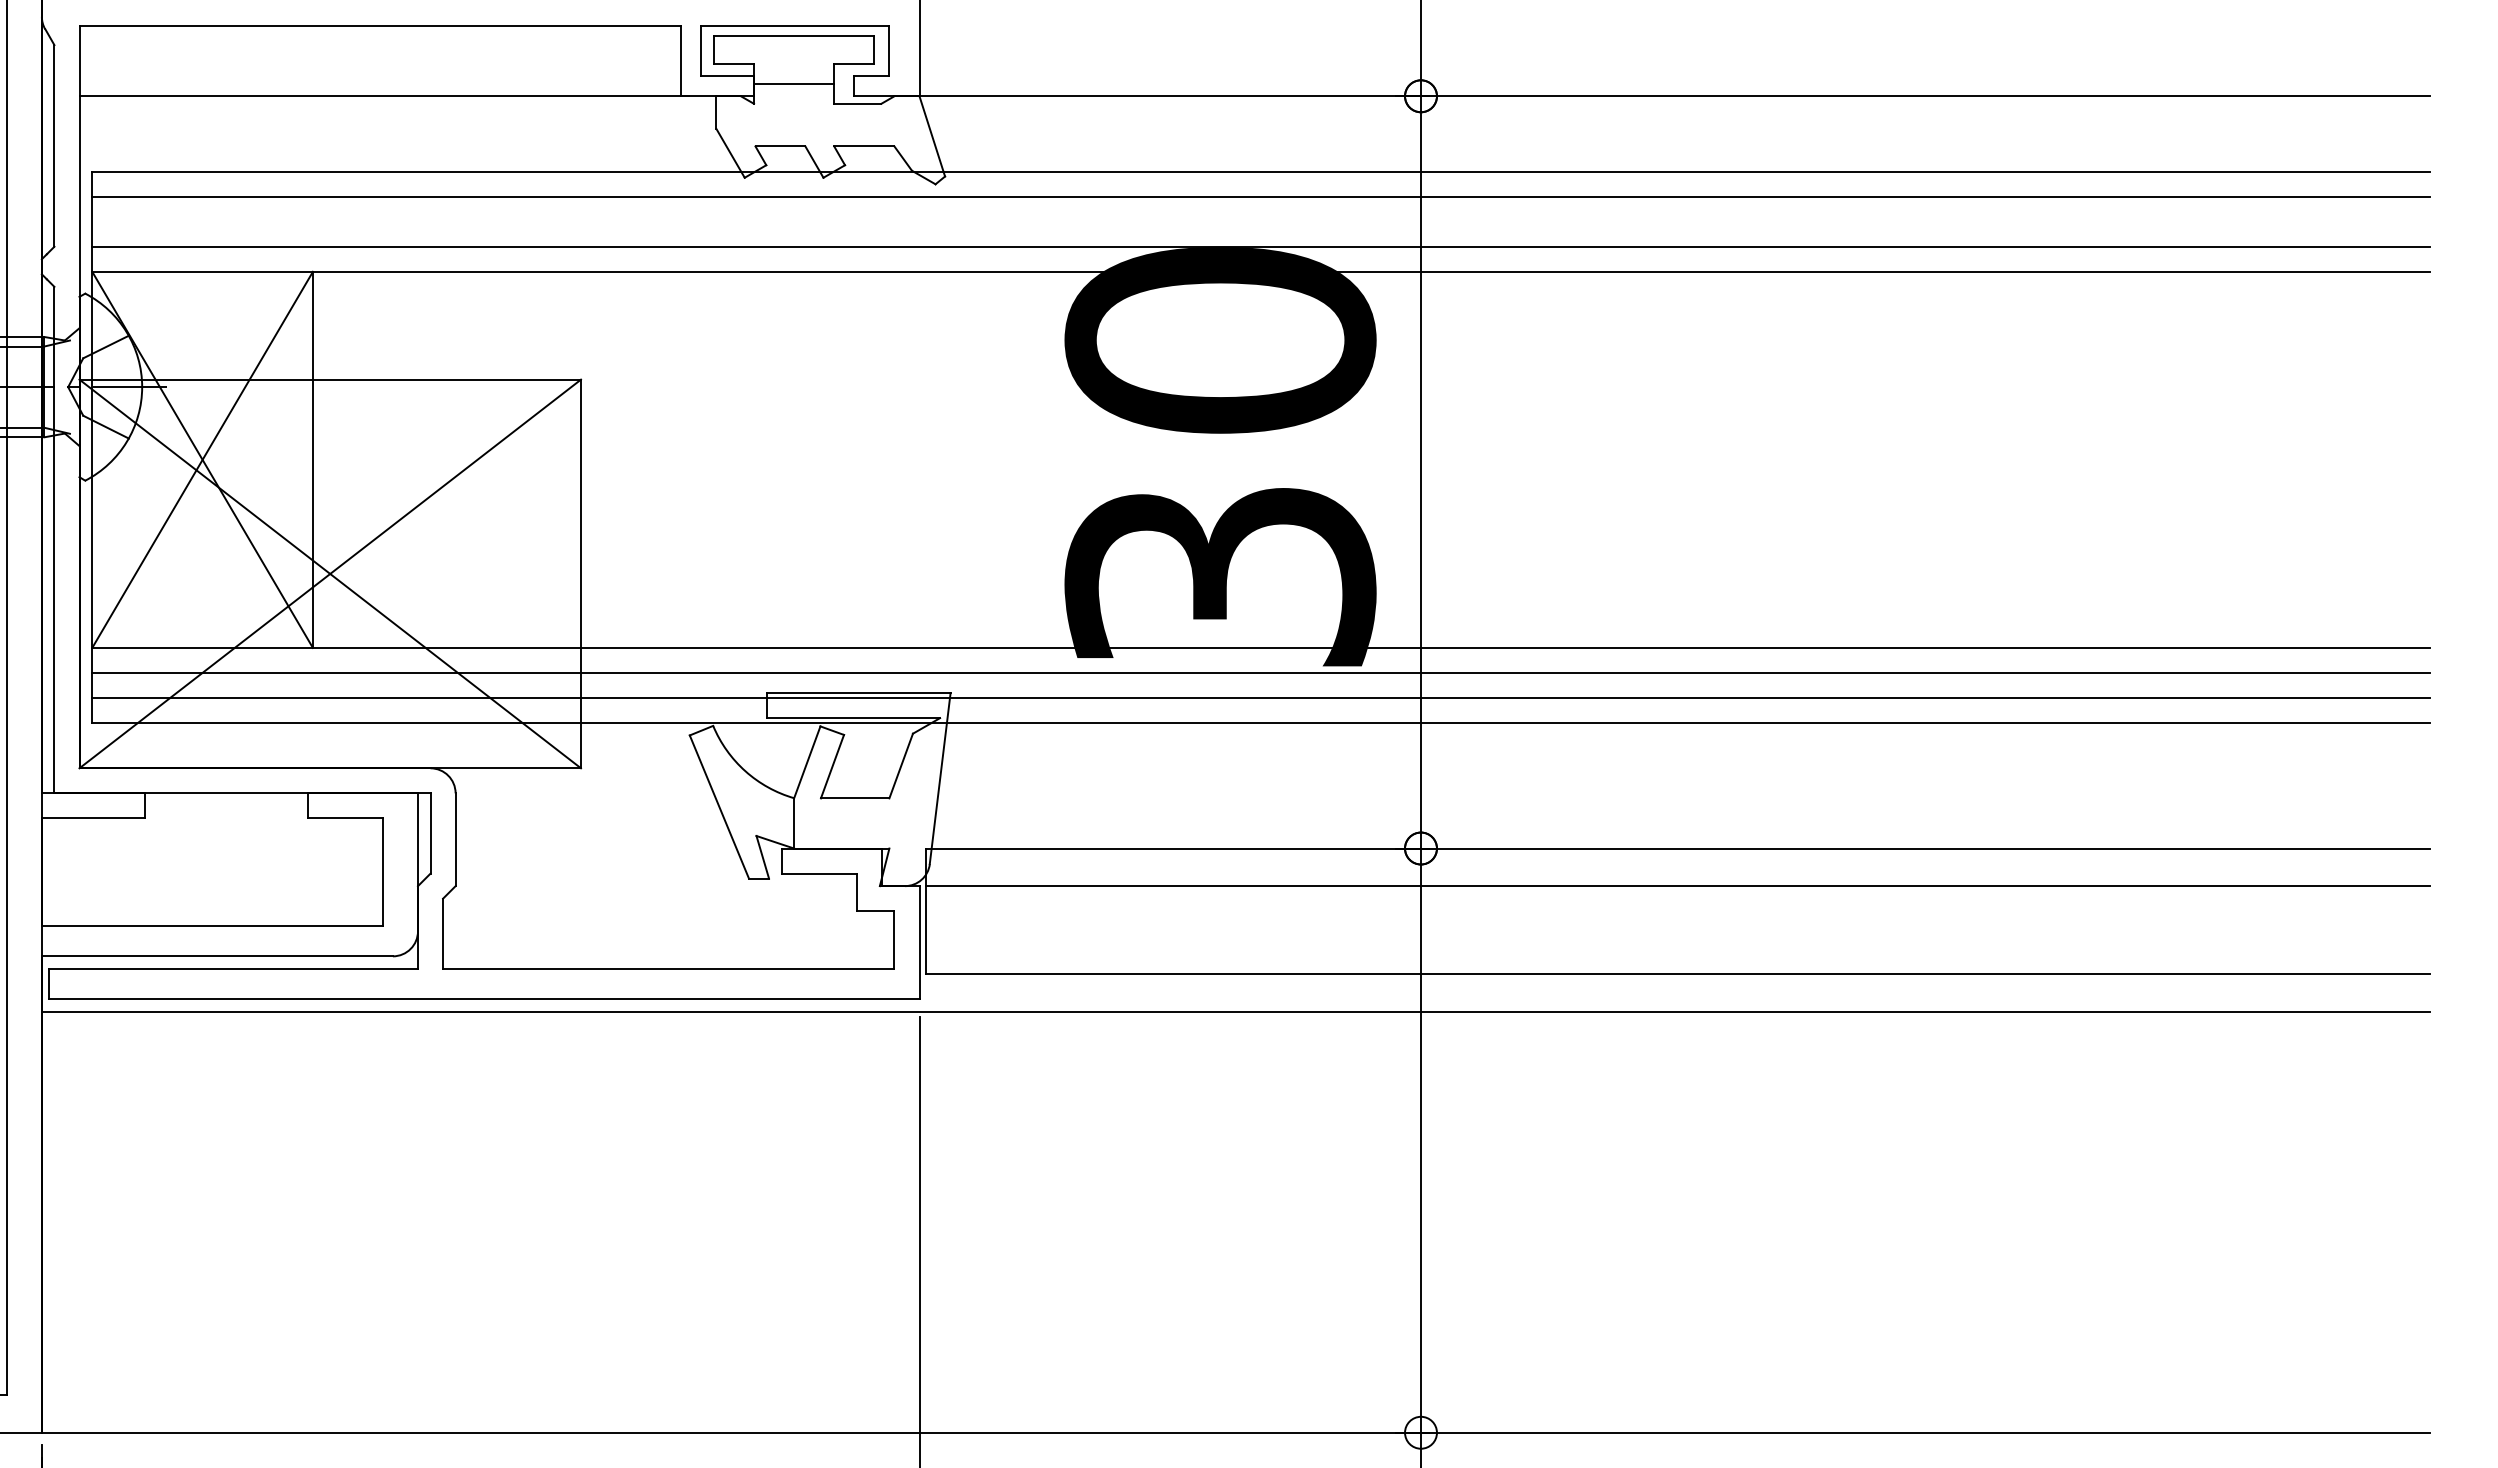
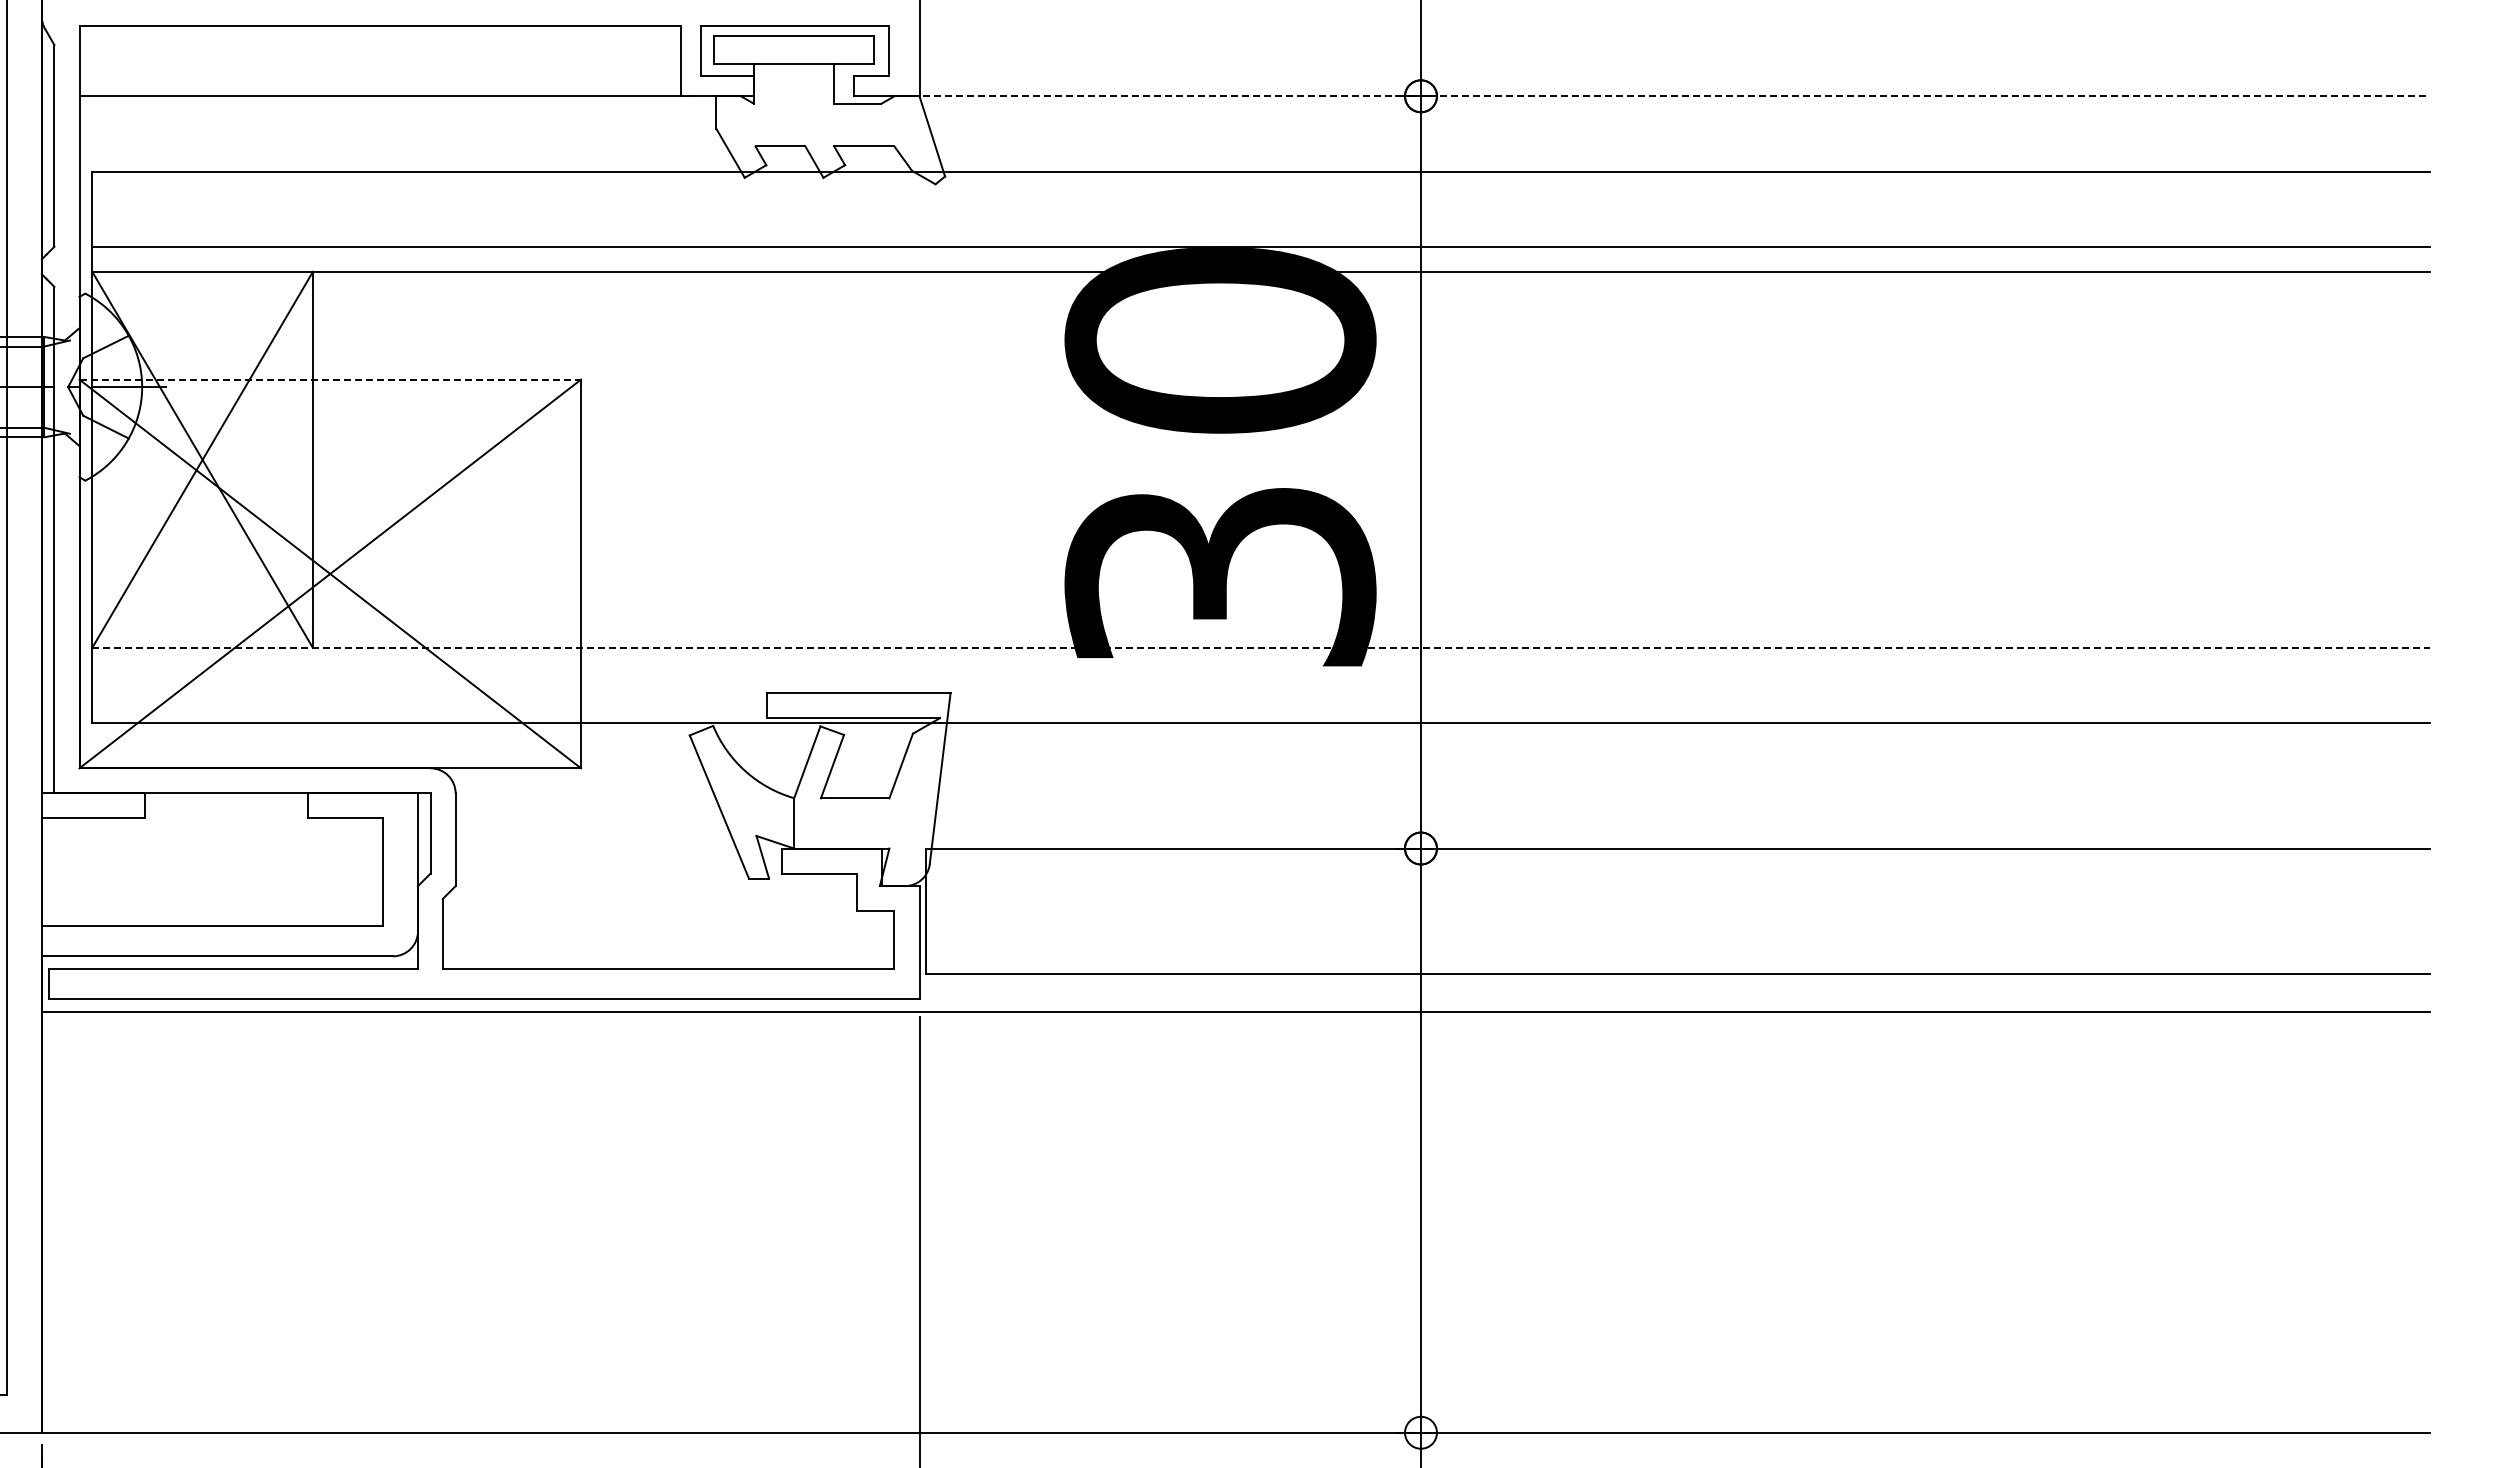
line position: (794, 83) -> (794, 63) (794, 63)
line: solid -> dashed (1670, 96)
line: present -> none (1260, 196)
line: solid -> dashed (330, 379)
line: solid -> dashed (1261, 647)
line: present -> none (1260, 673)
line: present -> none (1260, 698)
line: present -> none (1677, 886)
